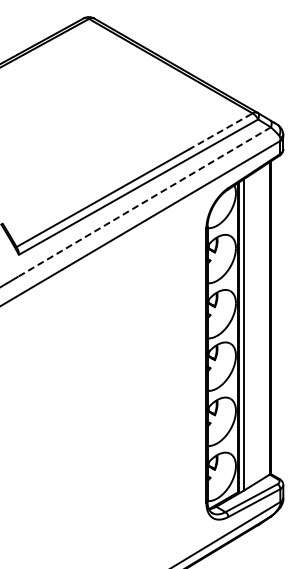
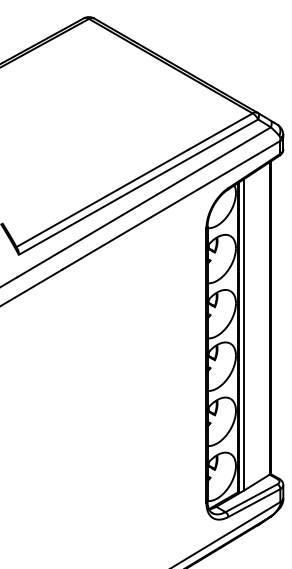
line: dashed -> solid (220, 131)
line: dashed -> solid (143, 202)
